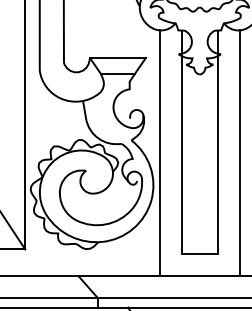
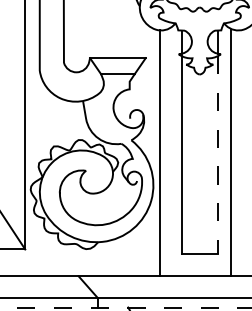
line position: (239, 153) -> (230, 153) (230, 153)
line: solid -> dashed (217, 155)
line: solid -> dashed (125, 307)
